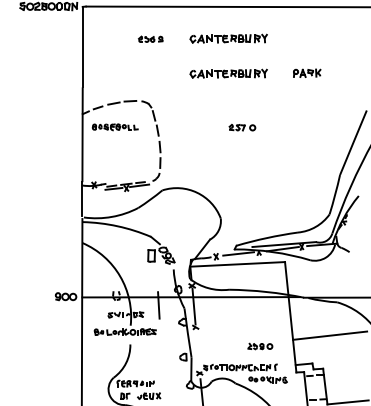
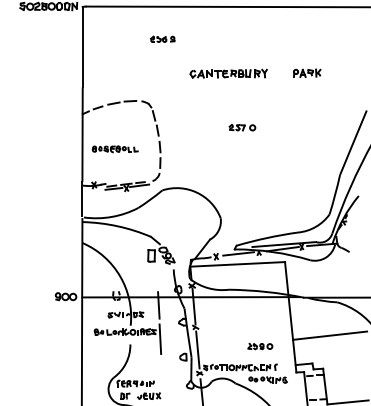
part position: (150, 38) -> (162, 38) (162, 38)
part: present -> none (228, 38)
part position: (114, 127) -> (114, 149) (114, 149)
line: none -> present (160, 338)
line: none -> present (197, 349)
